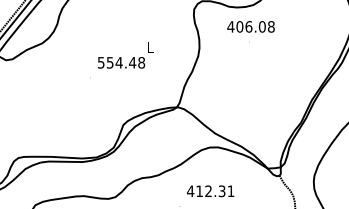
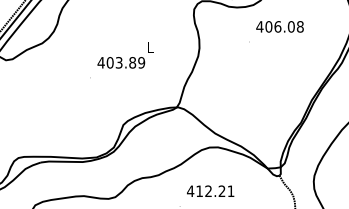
text position: (250, 26) -> (279, 26) (279, 26)
text: 554.48 -> 403.89 (121, 62)
text: 412.31 -> 412.21 (221, 191)
